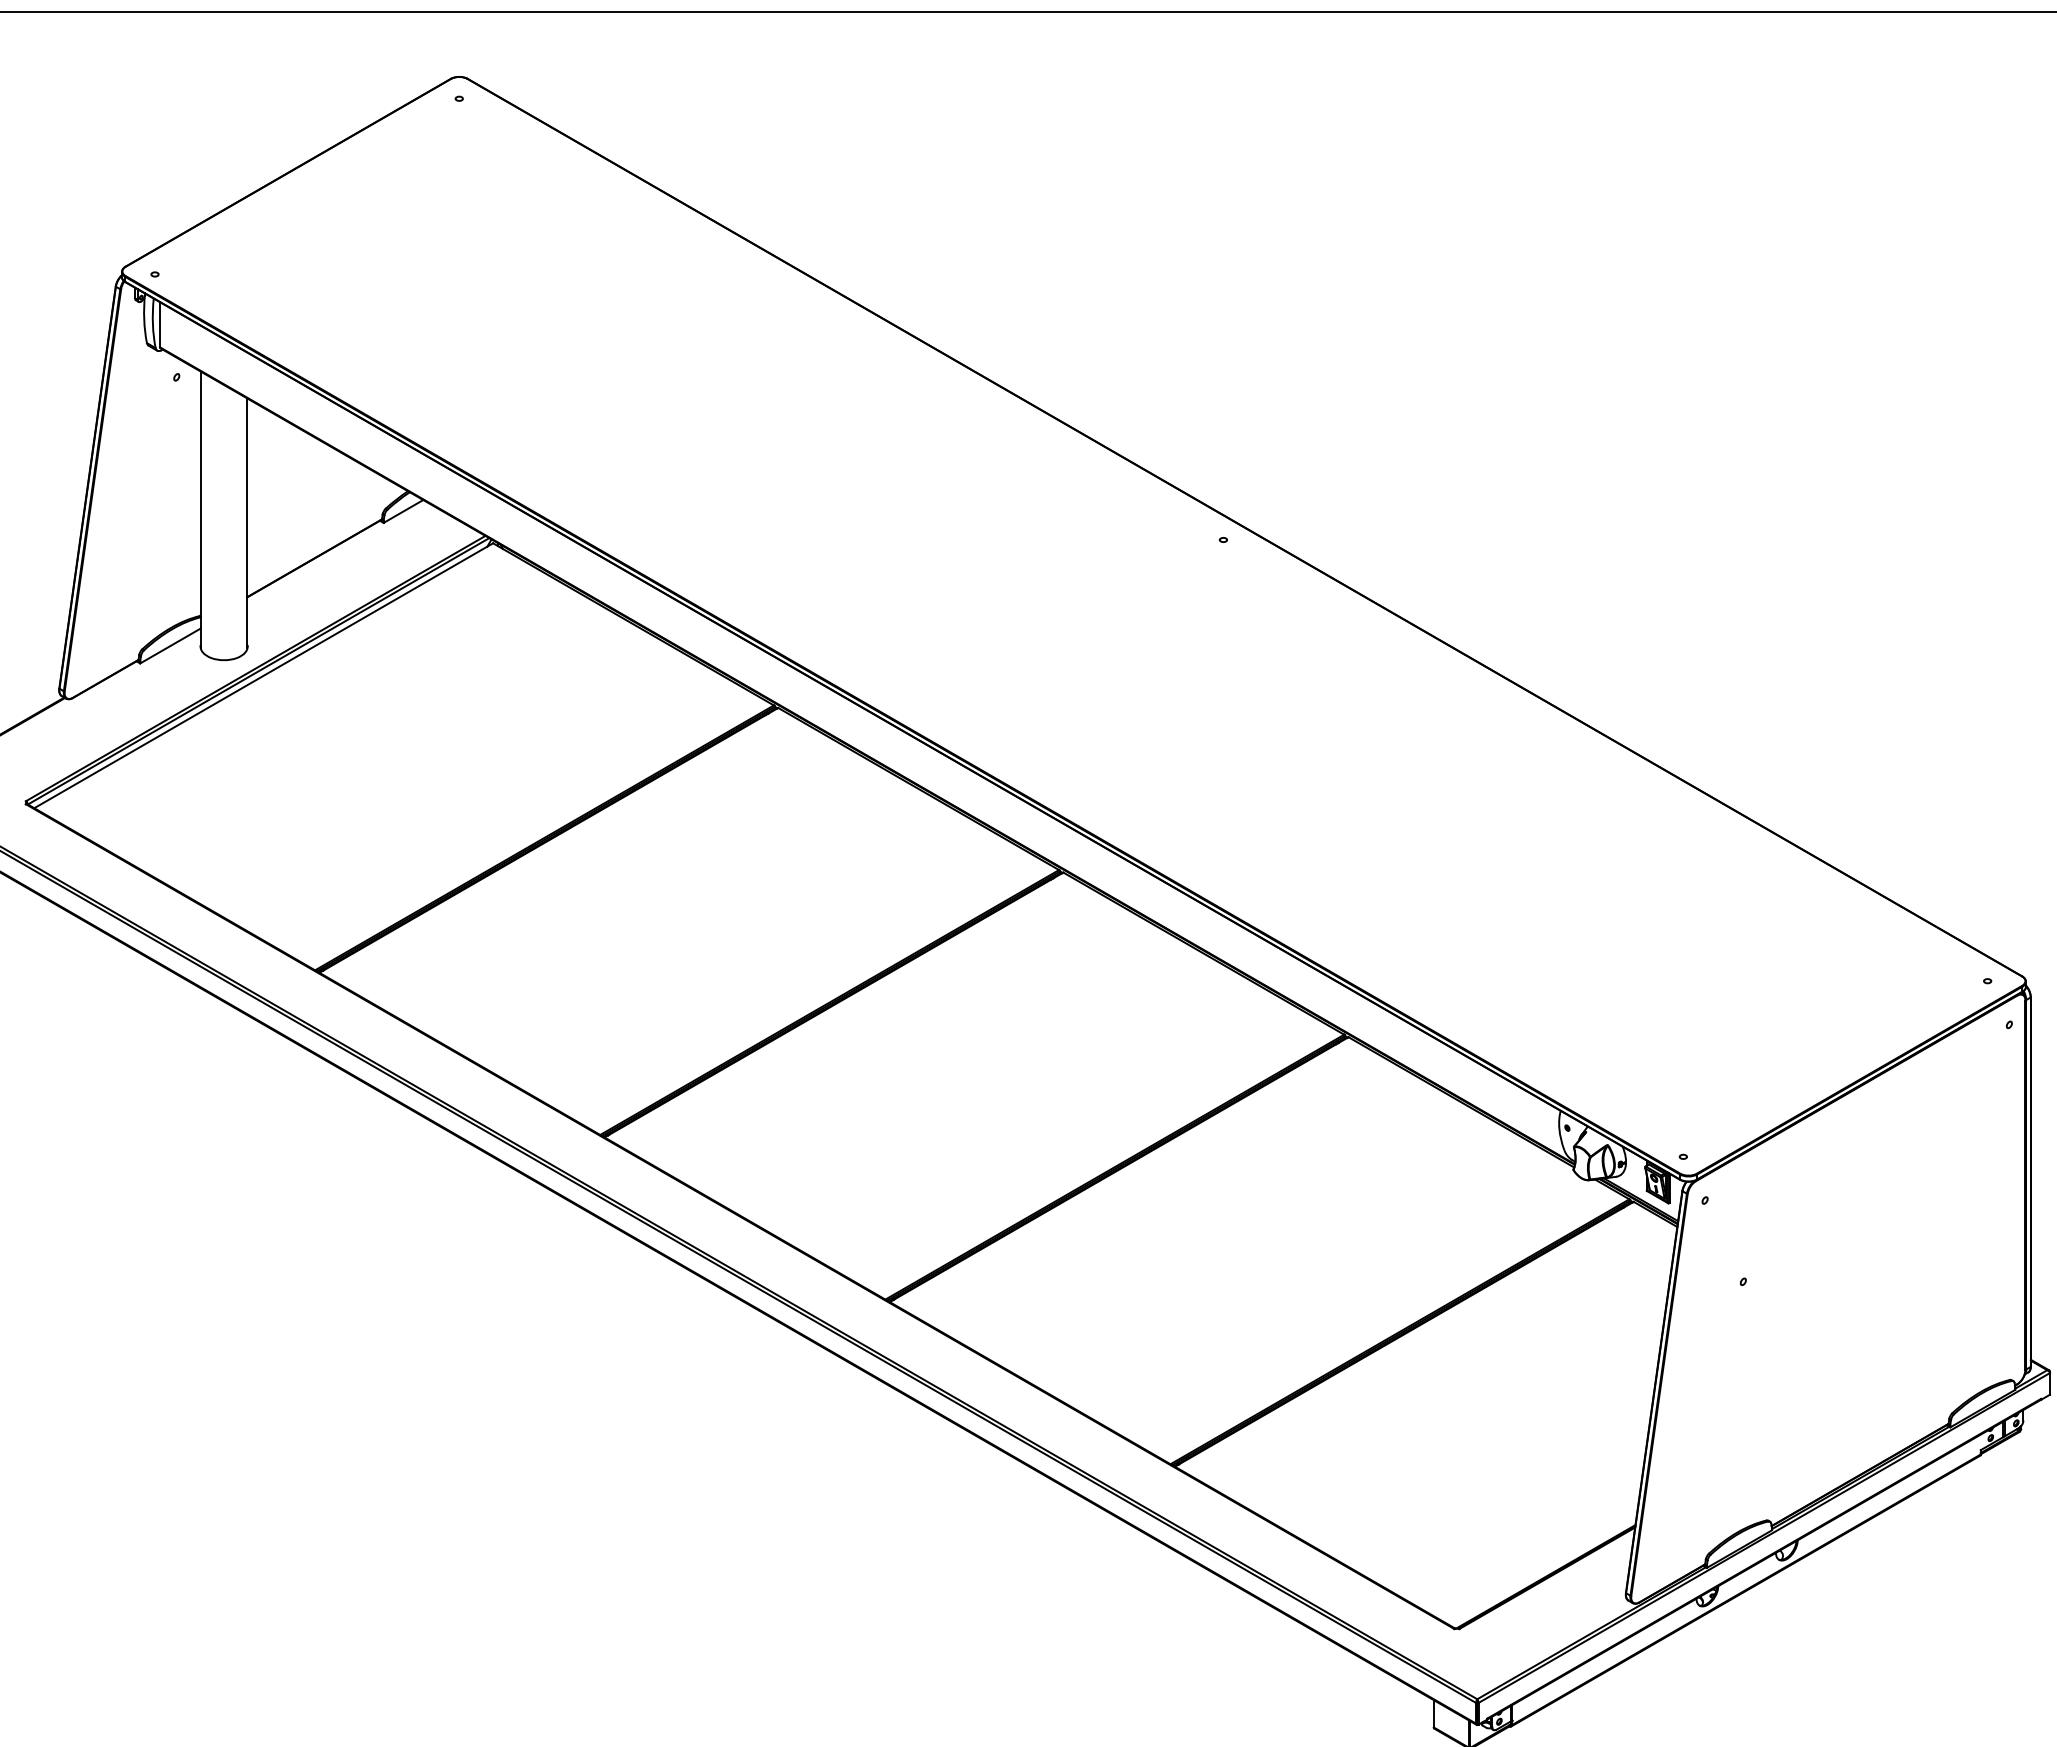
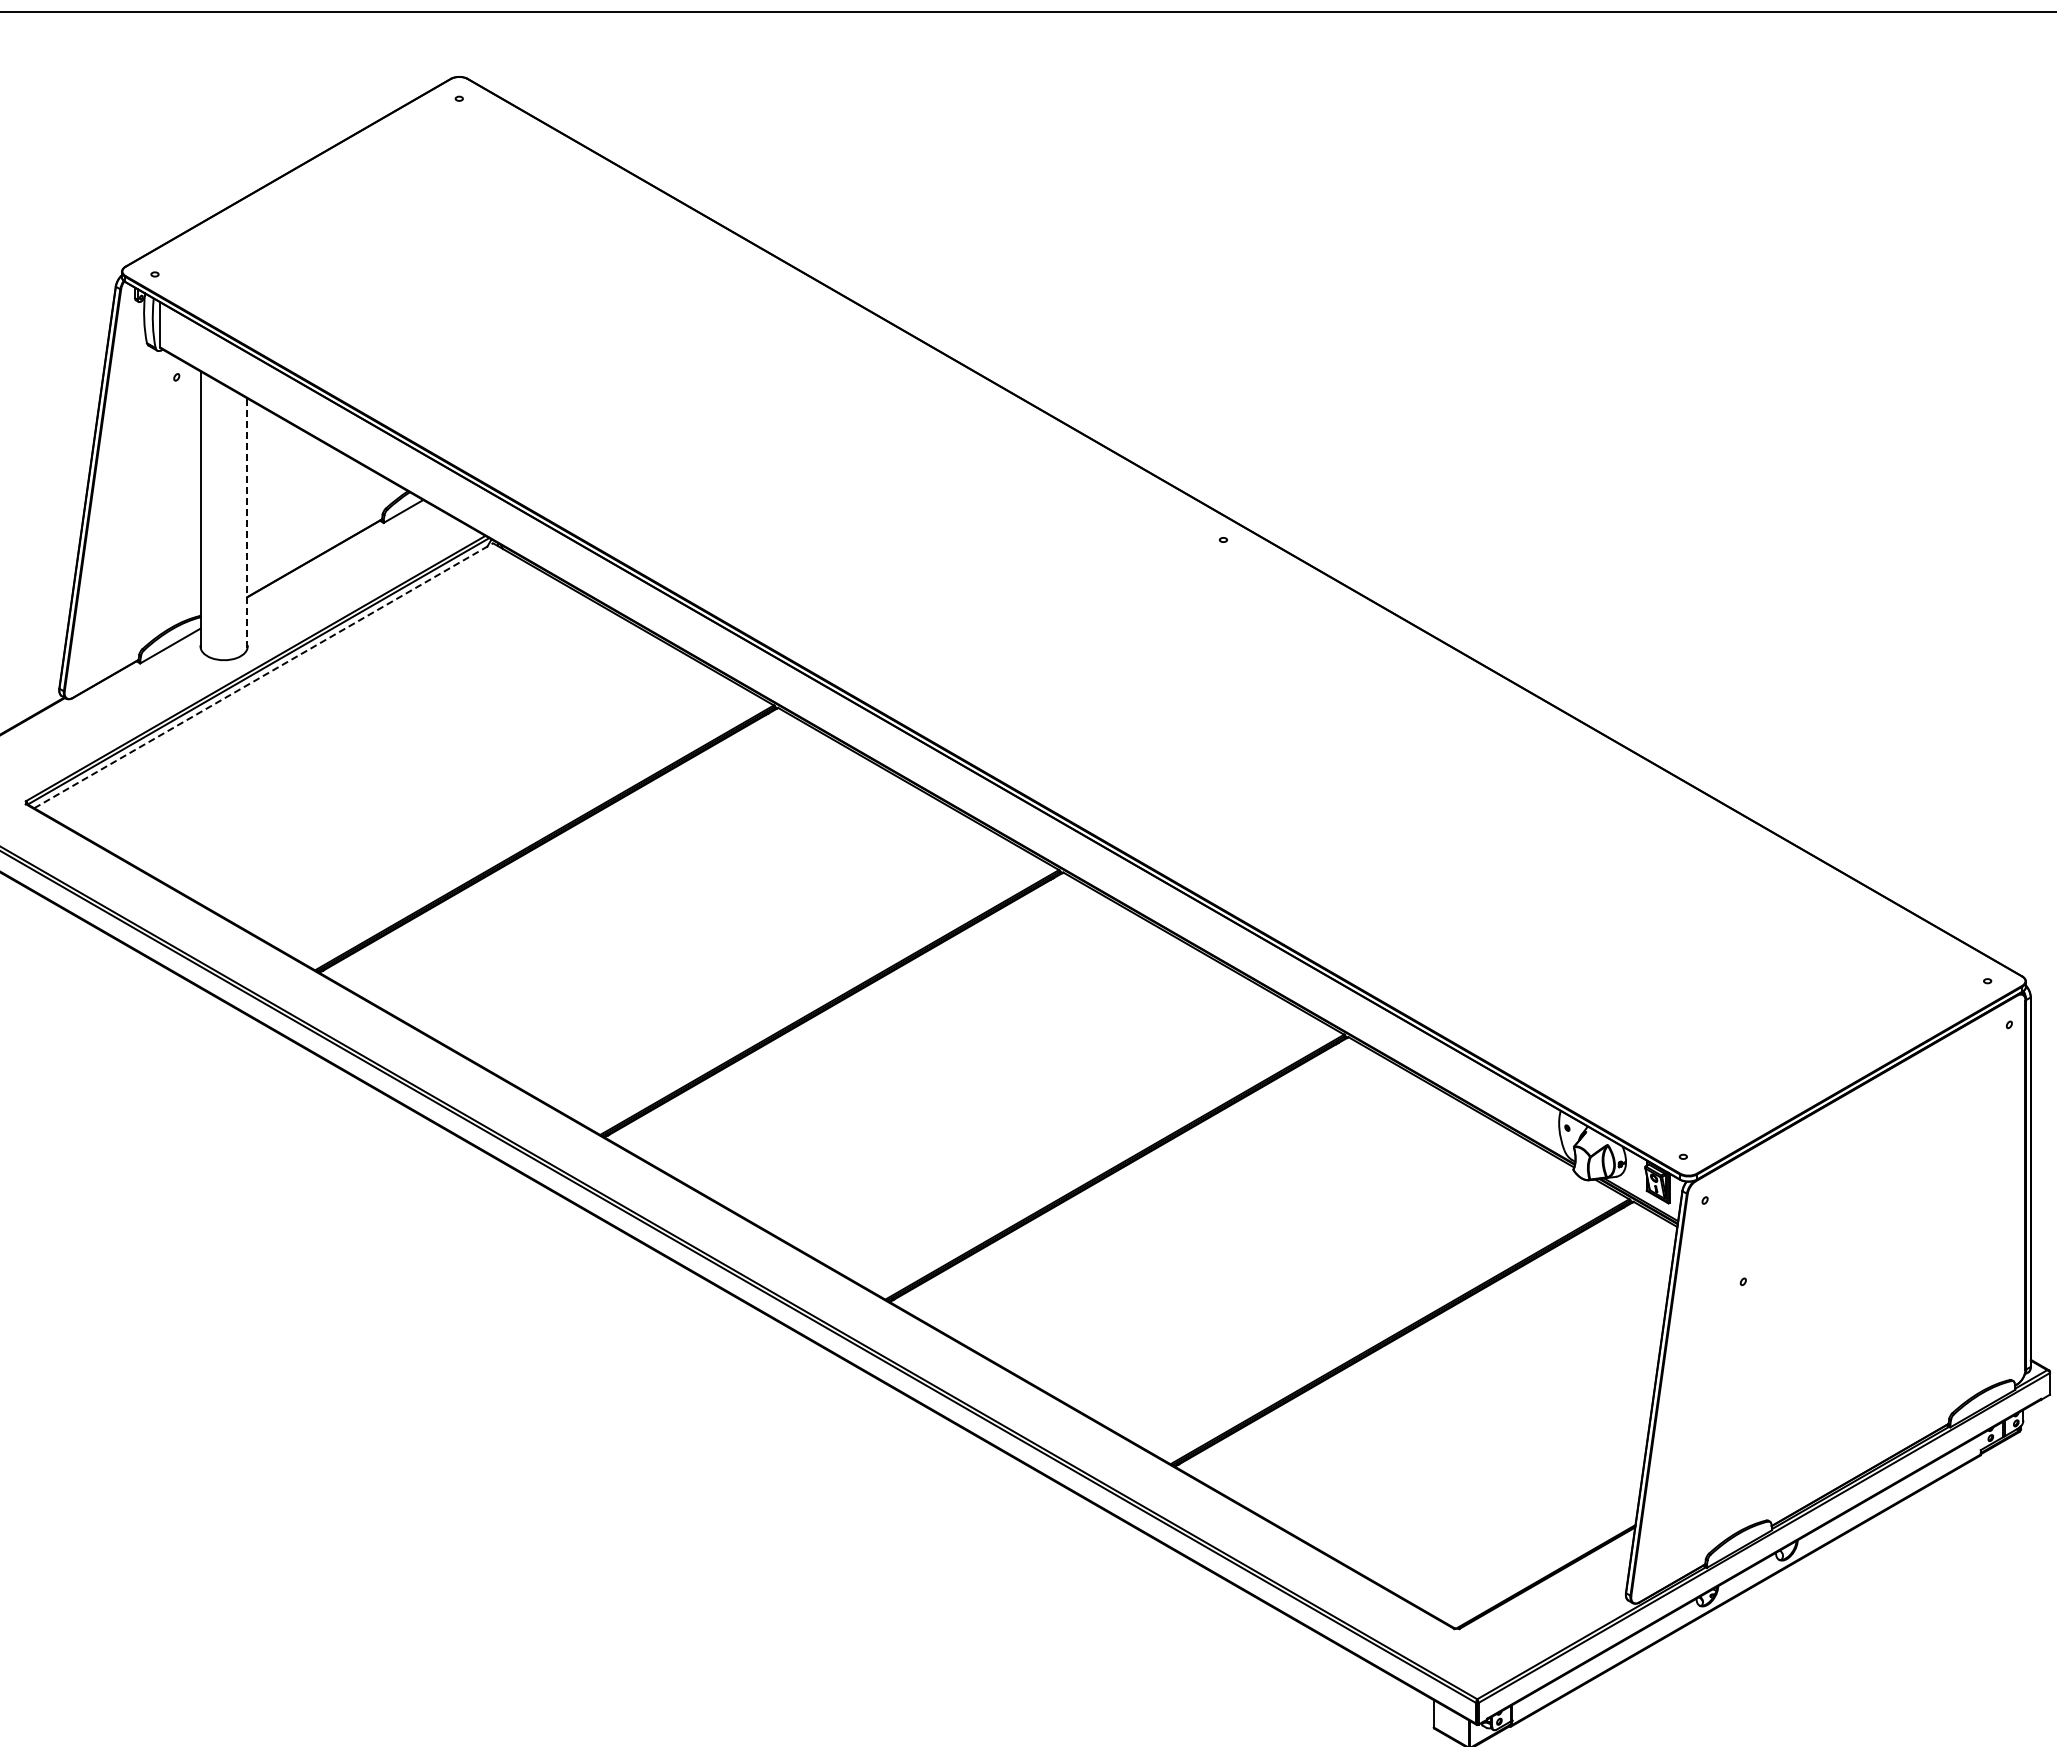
line: solid -> dashed (247, 523)
line: solid -> dashed (263, 675)
